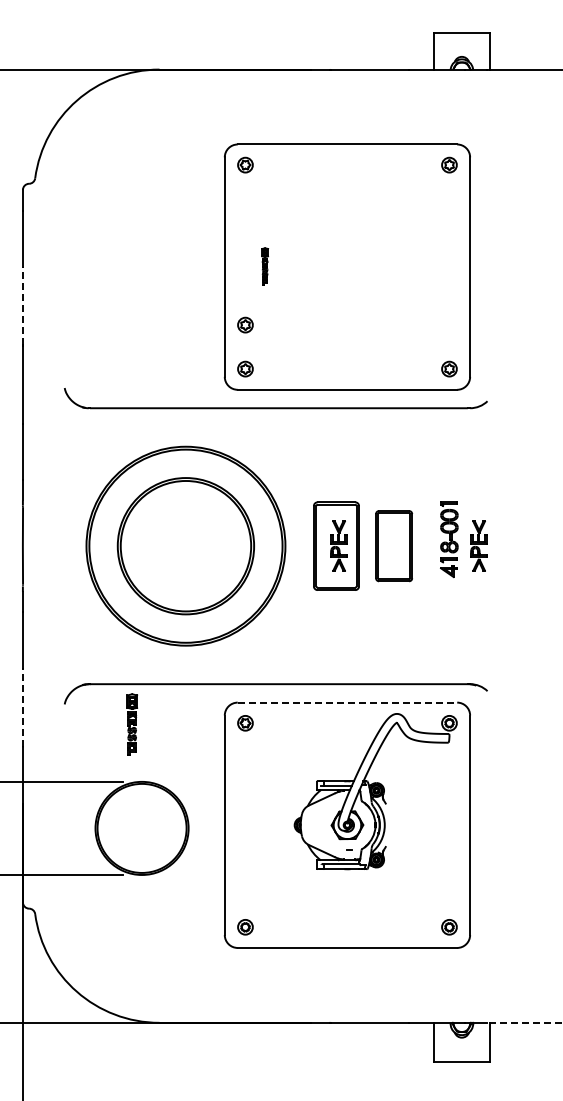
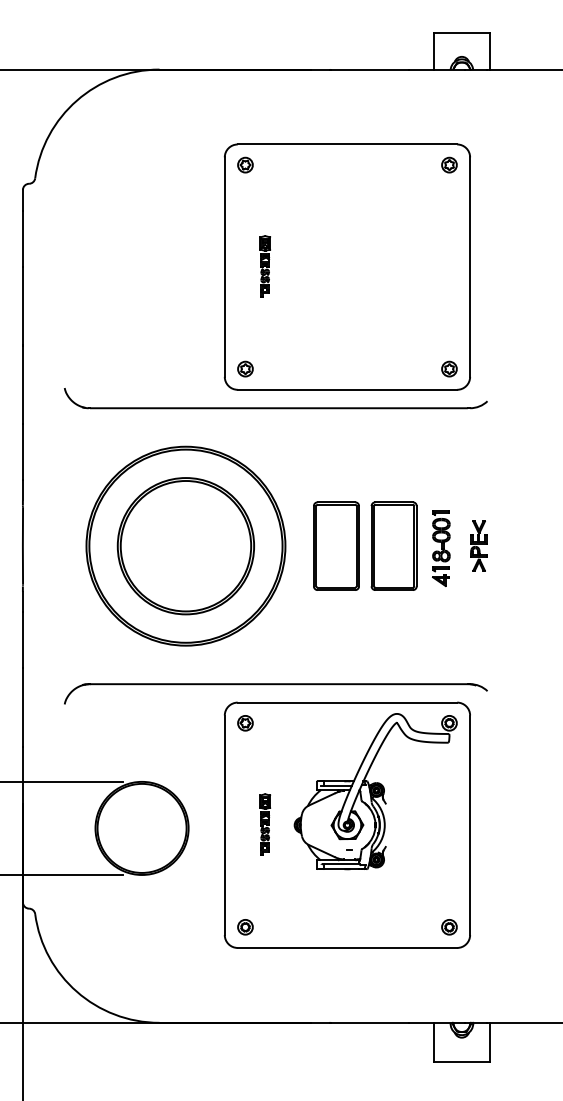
part size: 9x39 px -> 12x63 px (264, 266)
line: dashed -> solid (22, 305)
part: present -> none (245, 324)
part position: (449, 539) -> (441, 548) (441, 548)
part: present -> none (338, 545)
part size: 39x73 px -> 48x90 px (393, 545)
line: dashed -> solid (347, 702)
line: dashed -> solid (22, 706)
part position: (132, 724) -> (265, 824) (265, 824)
line: dashed -> solid (524, 1022)
